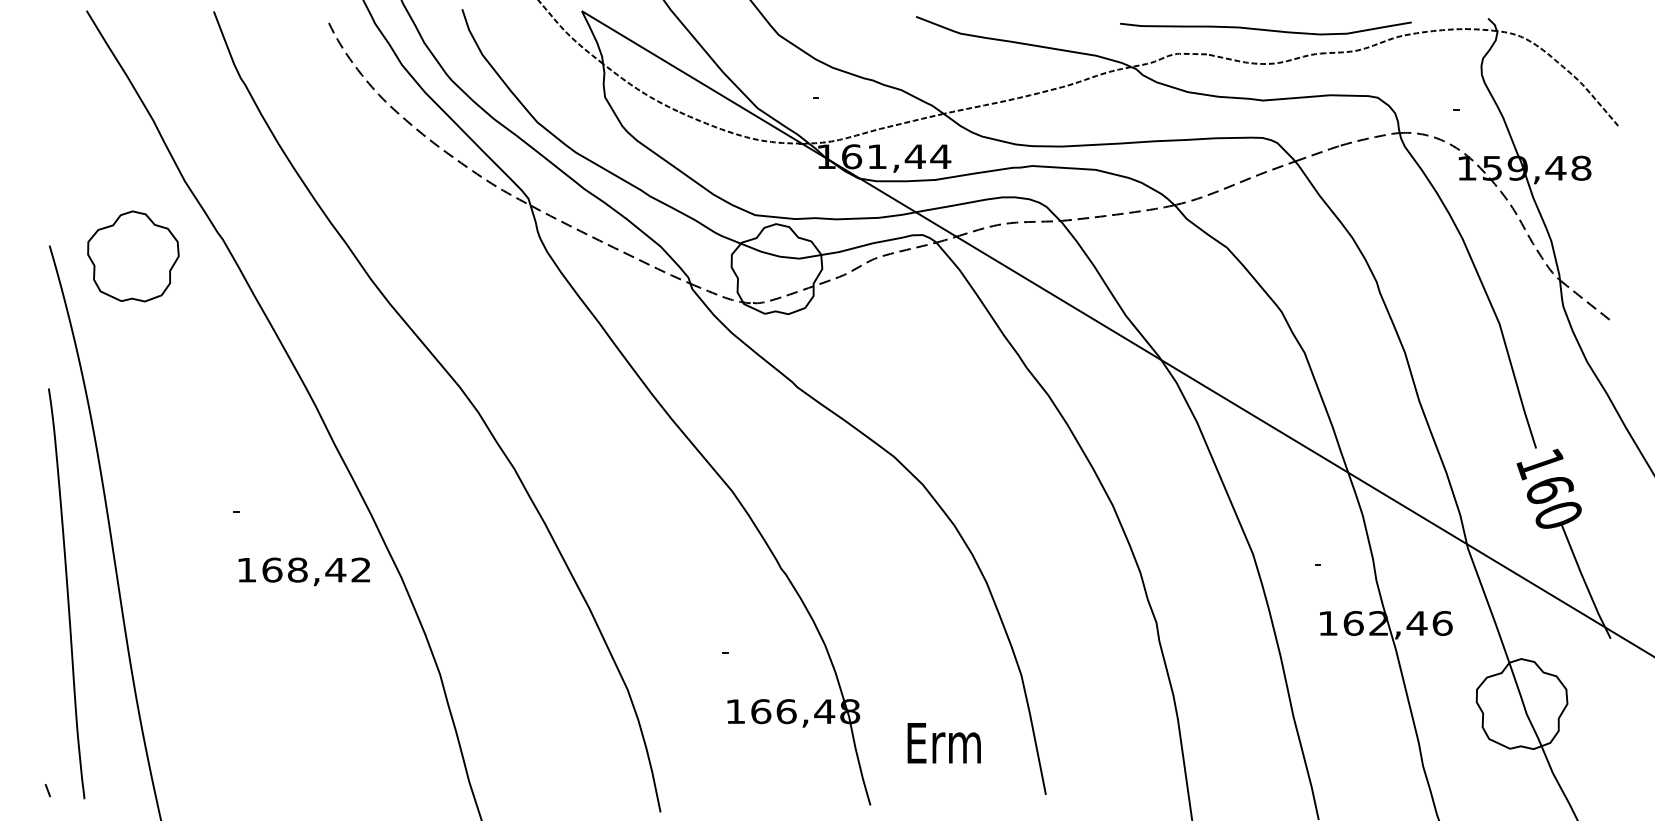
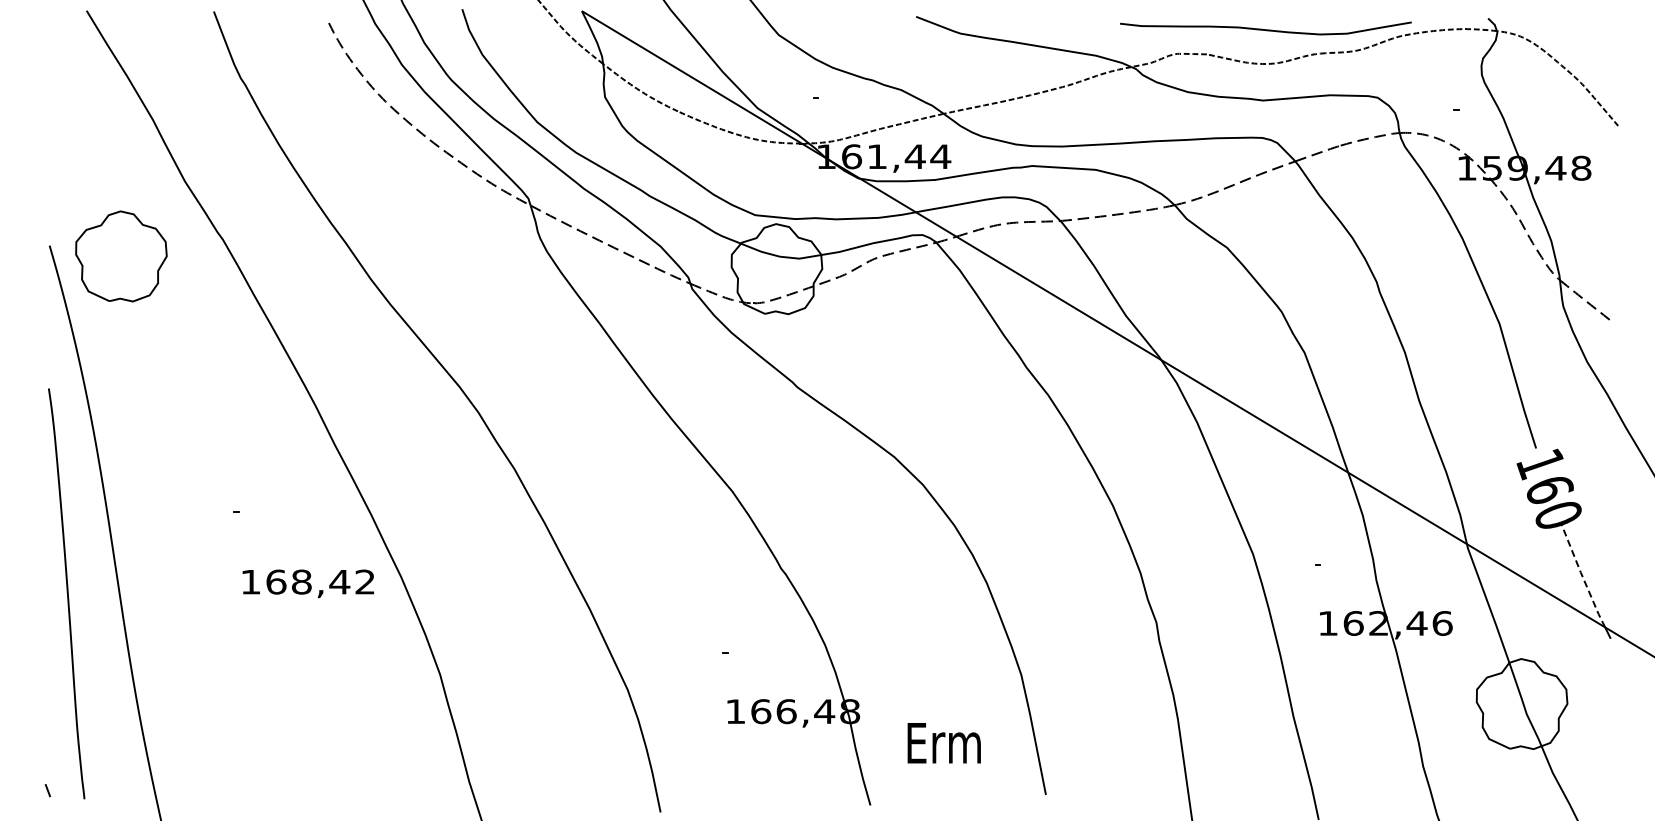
part position: (133, 256) -> (121, 256) (121, 256)
text position: (303, 571) -> (307, 583) (307, 583)
line: solid -> dashed (1582, 575)
